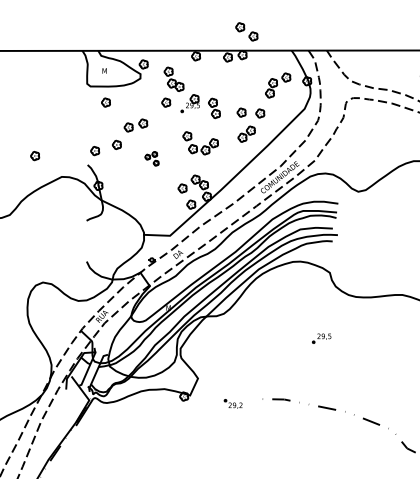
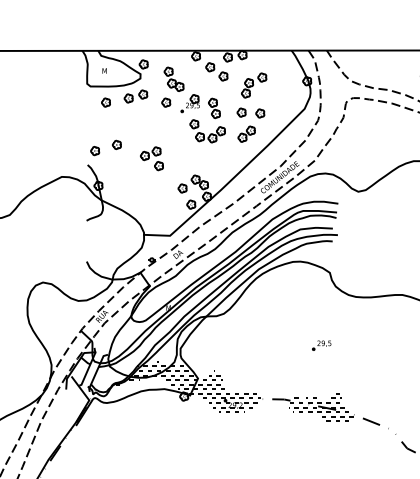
part position: (246, 31) -> (216, 71) (216, 71)
part position: (278, 85) -> (254, 85) (254, 85)
part position: (135, 125) -> (135, 96) (135, 96)
part position: (200, 143) -> (207, 131) (207, 131)
part: present -> none (35, 156)
part size: 16x16 px -> 24x26 px (151, 158)
part position: (321, 338) -> (321, 345) (321, 345)
hatch: none -> present (188, 386)
hatch: none -> present (321, 407)
